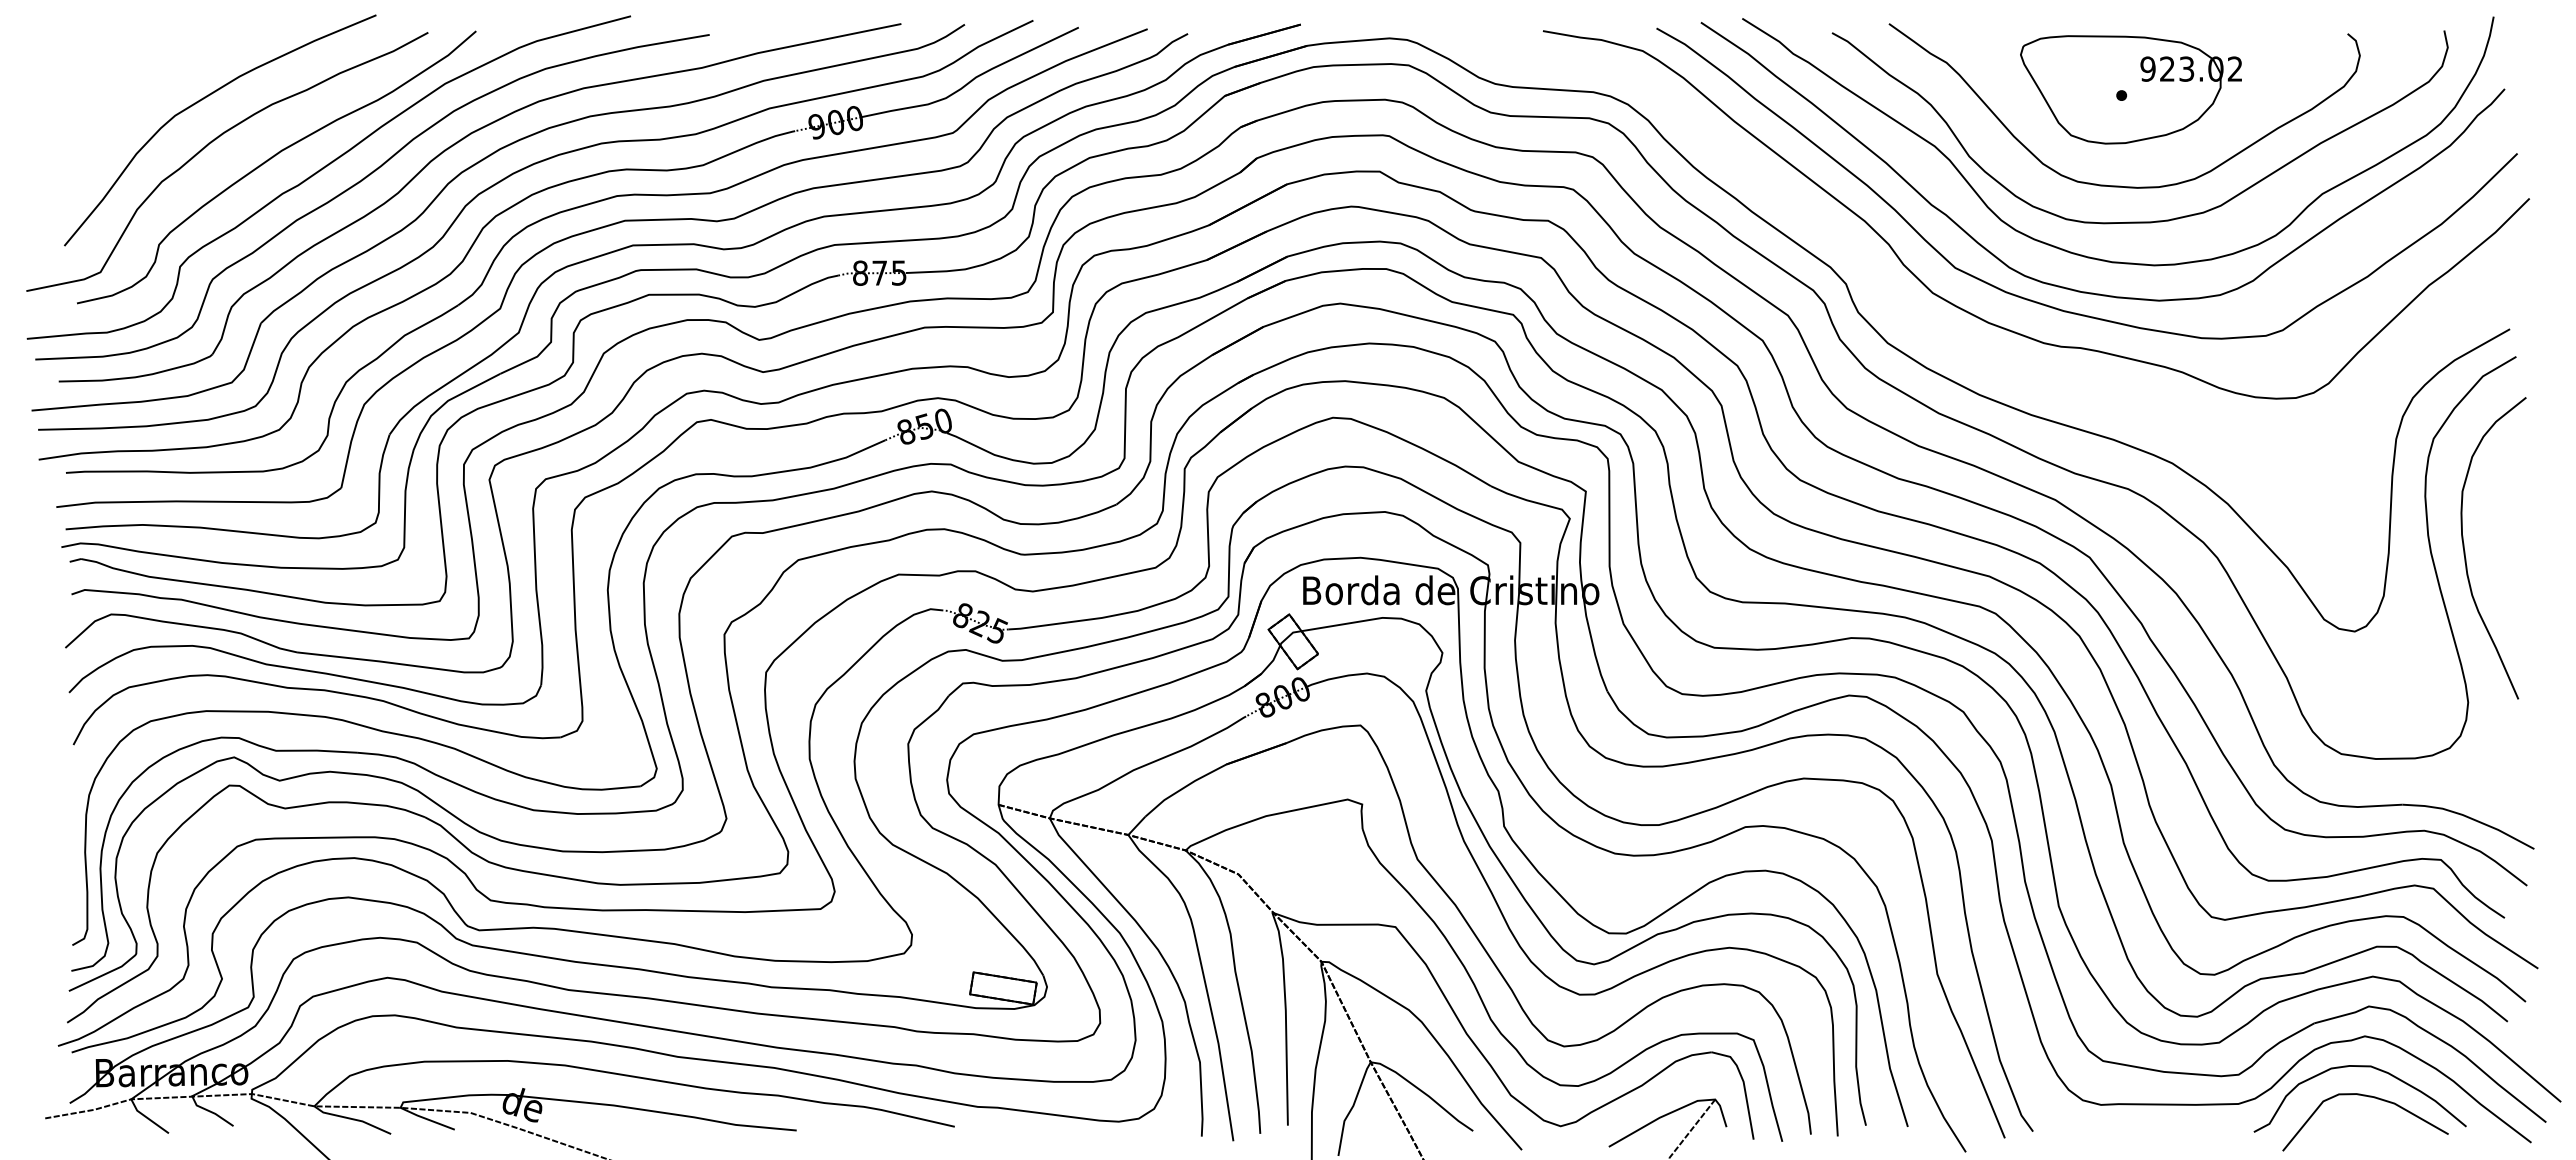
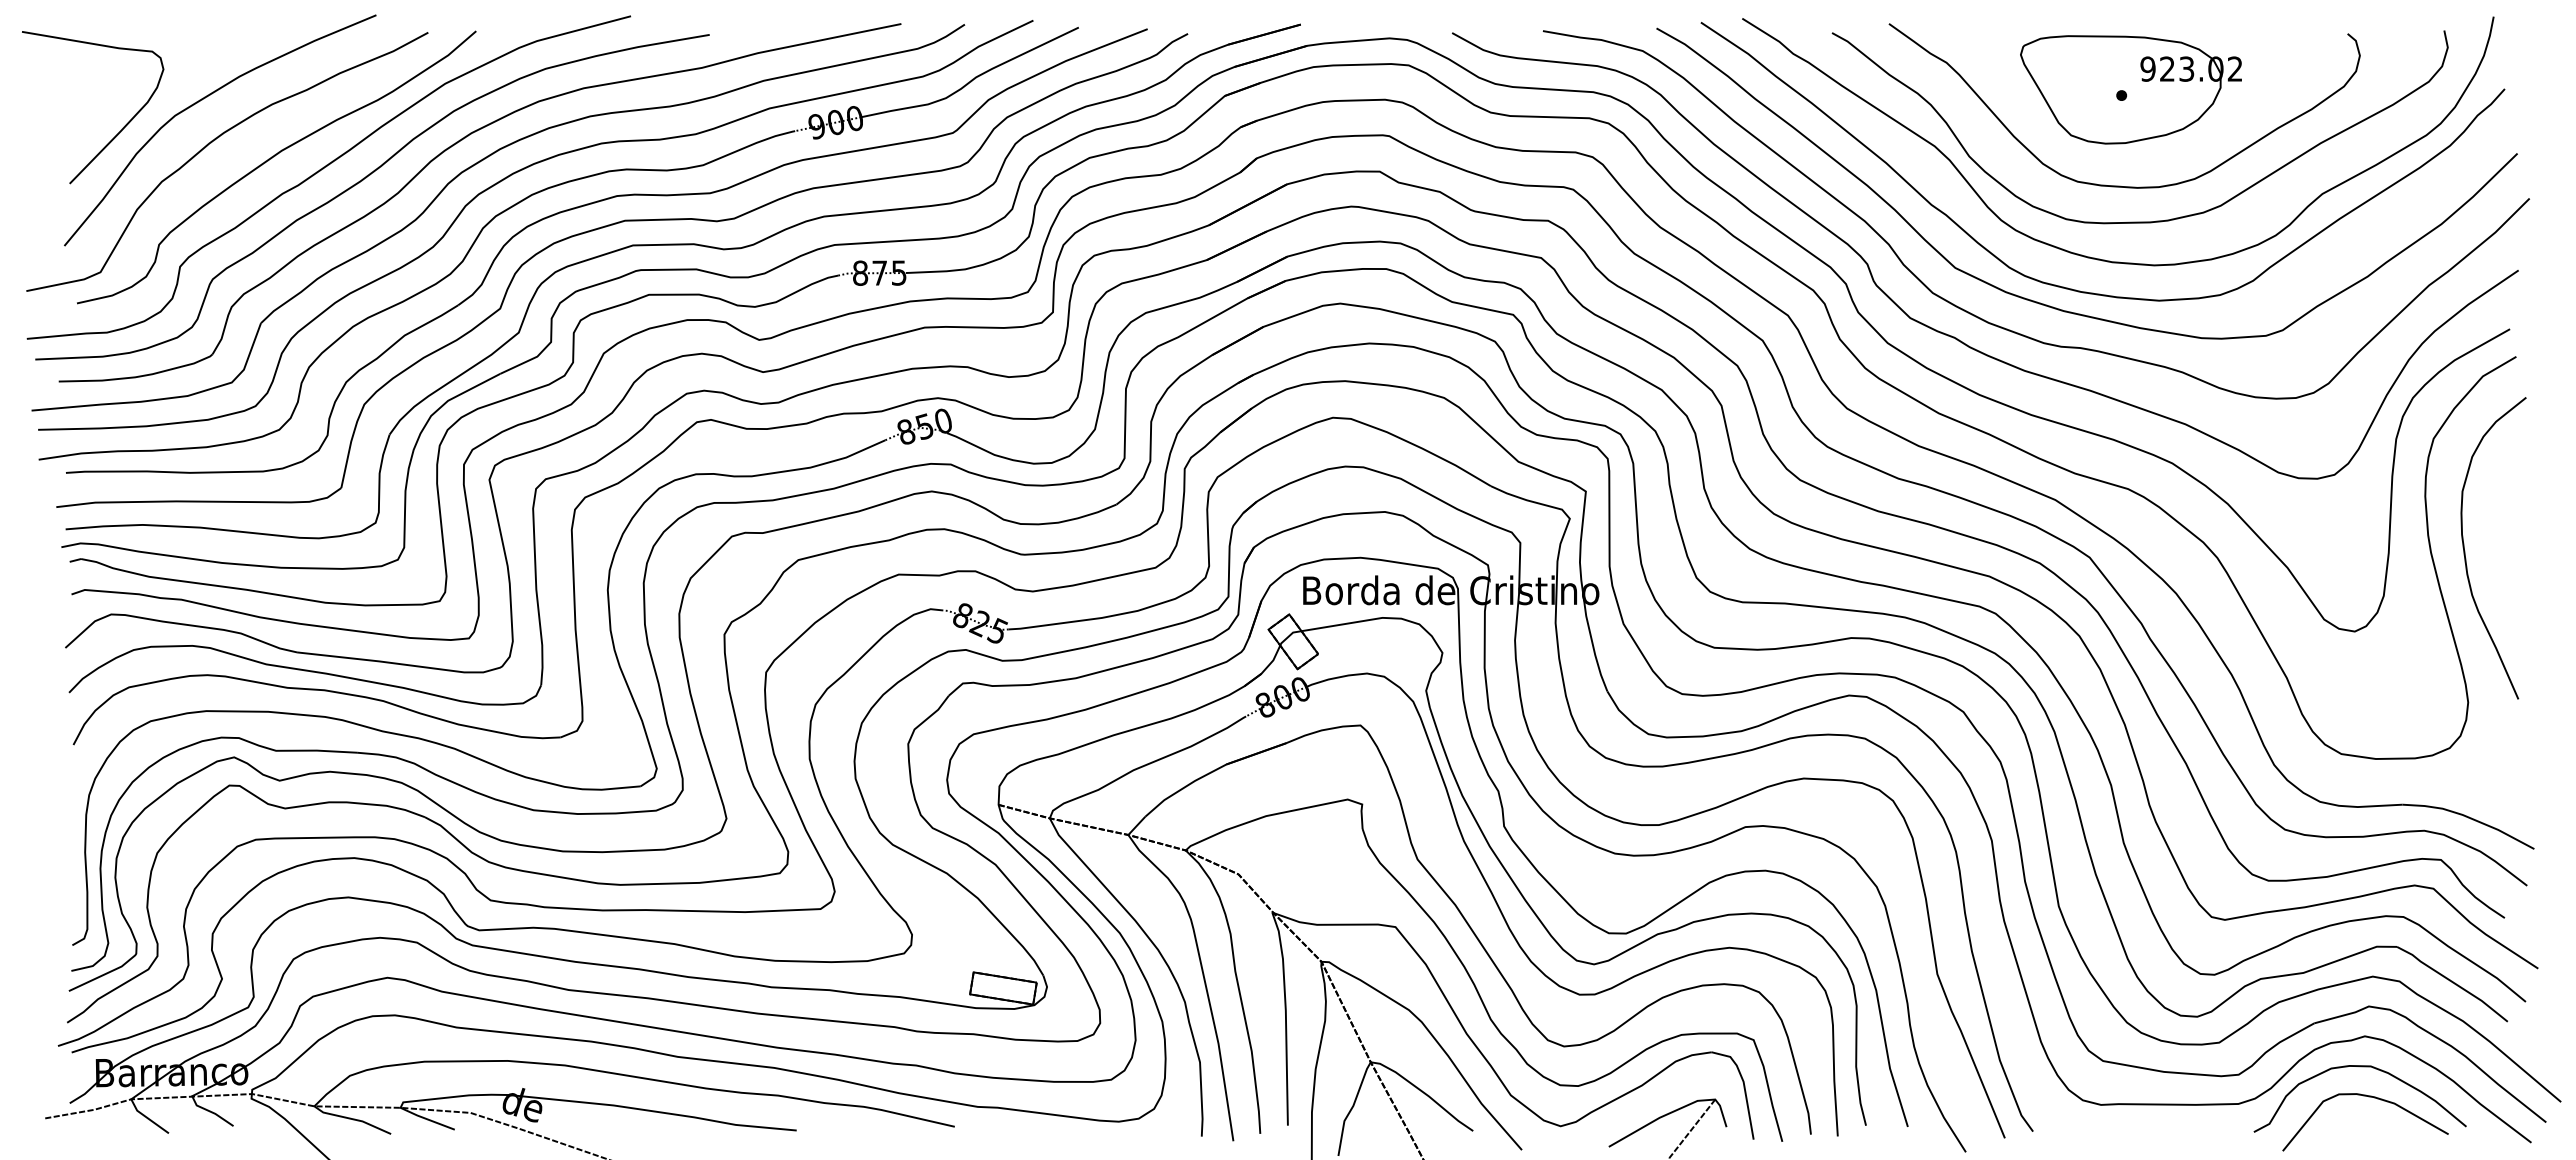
curve: none -> present (118, 132)
curve: none -> present (1954, 336)
